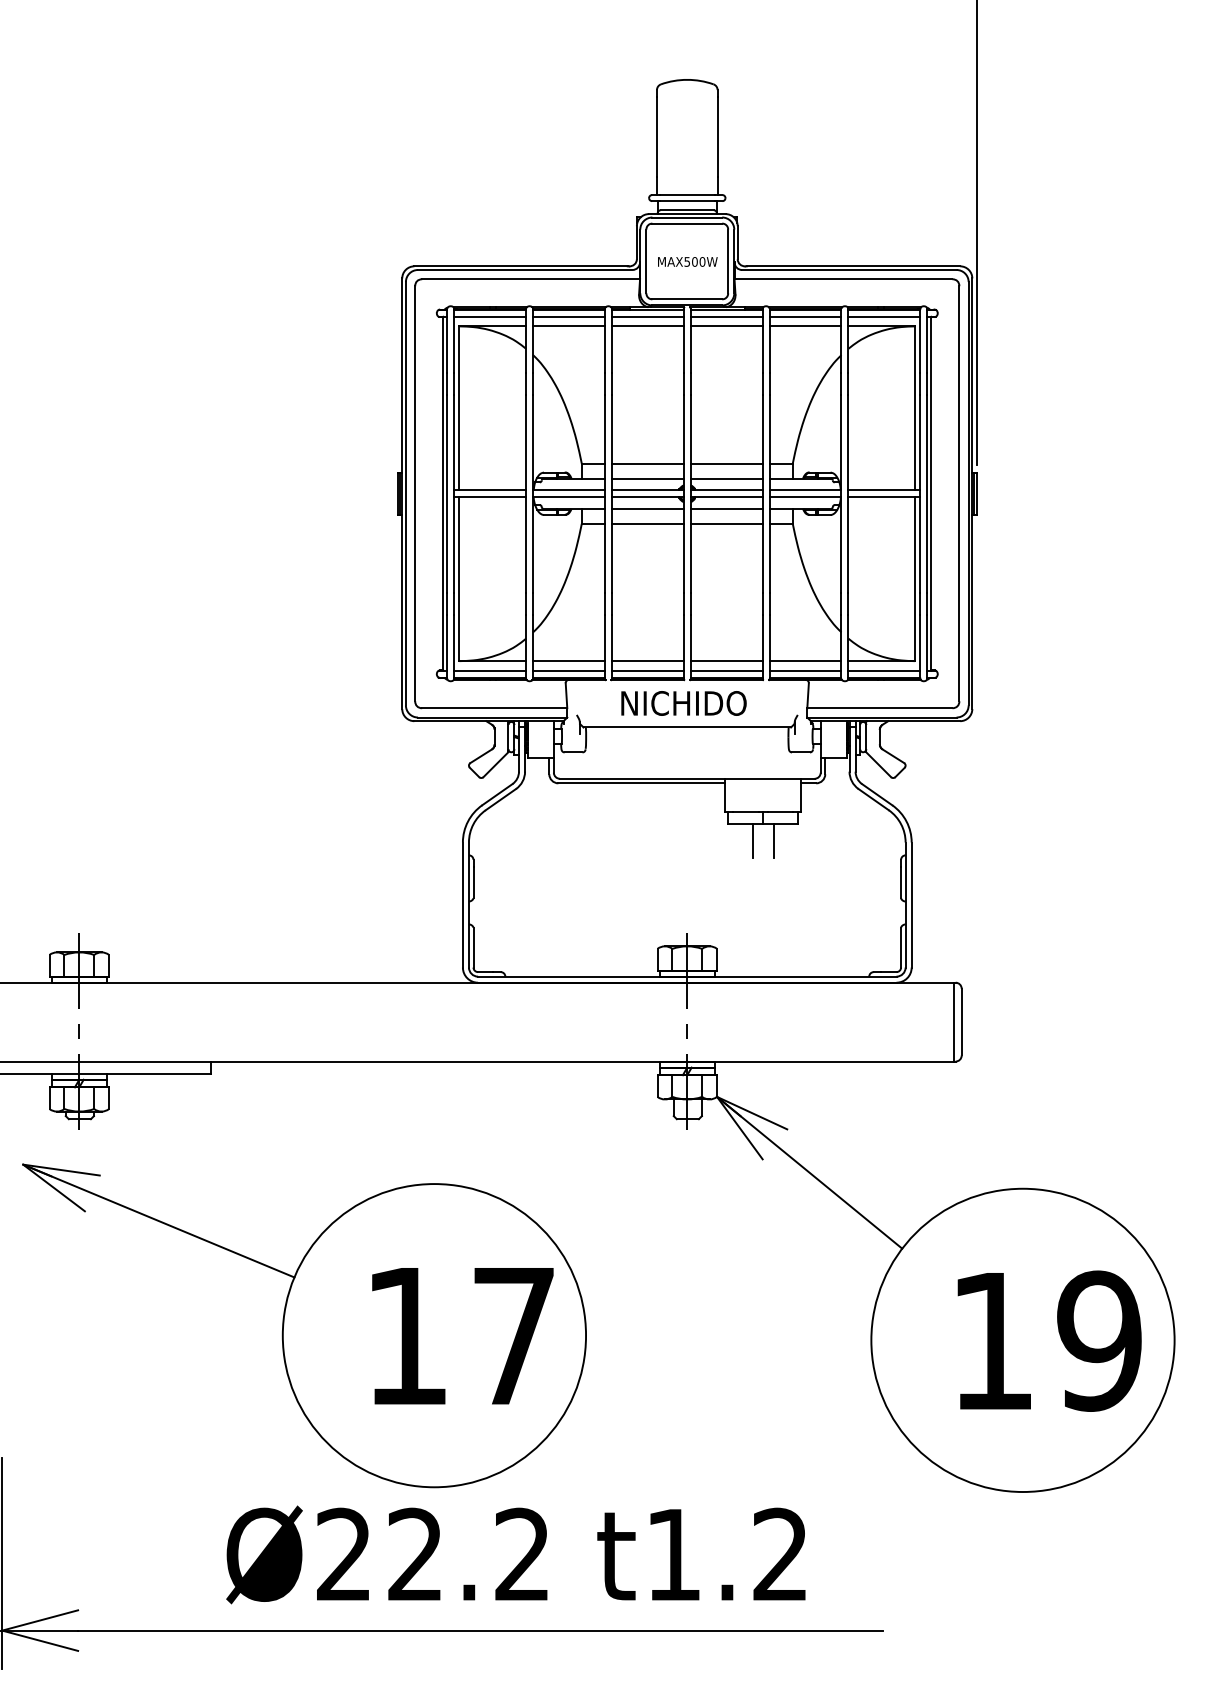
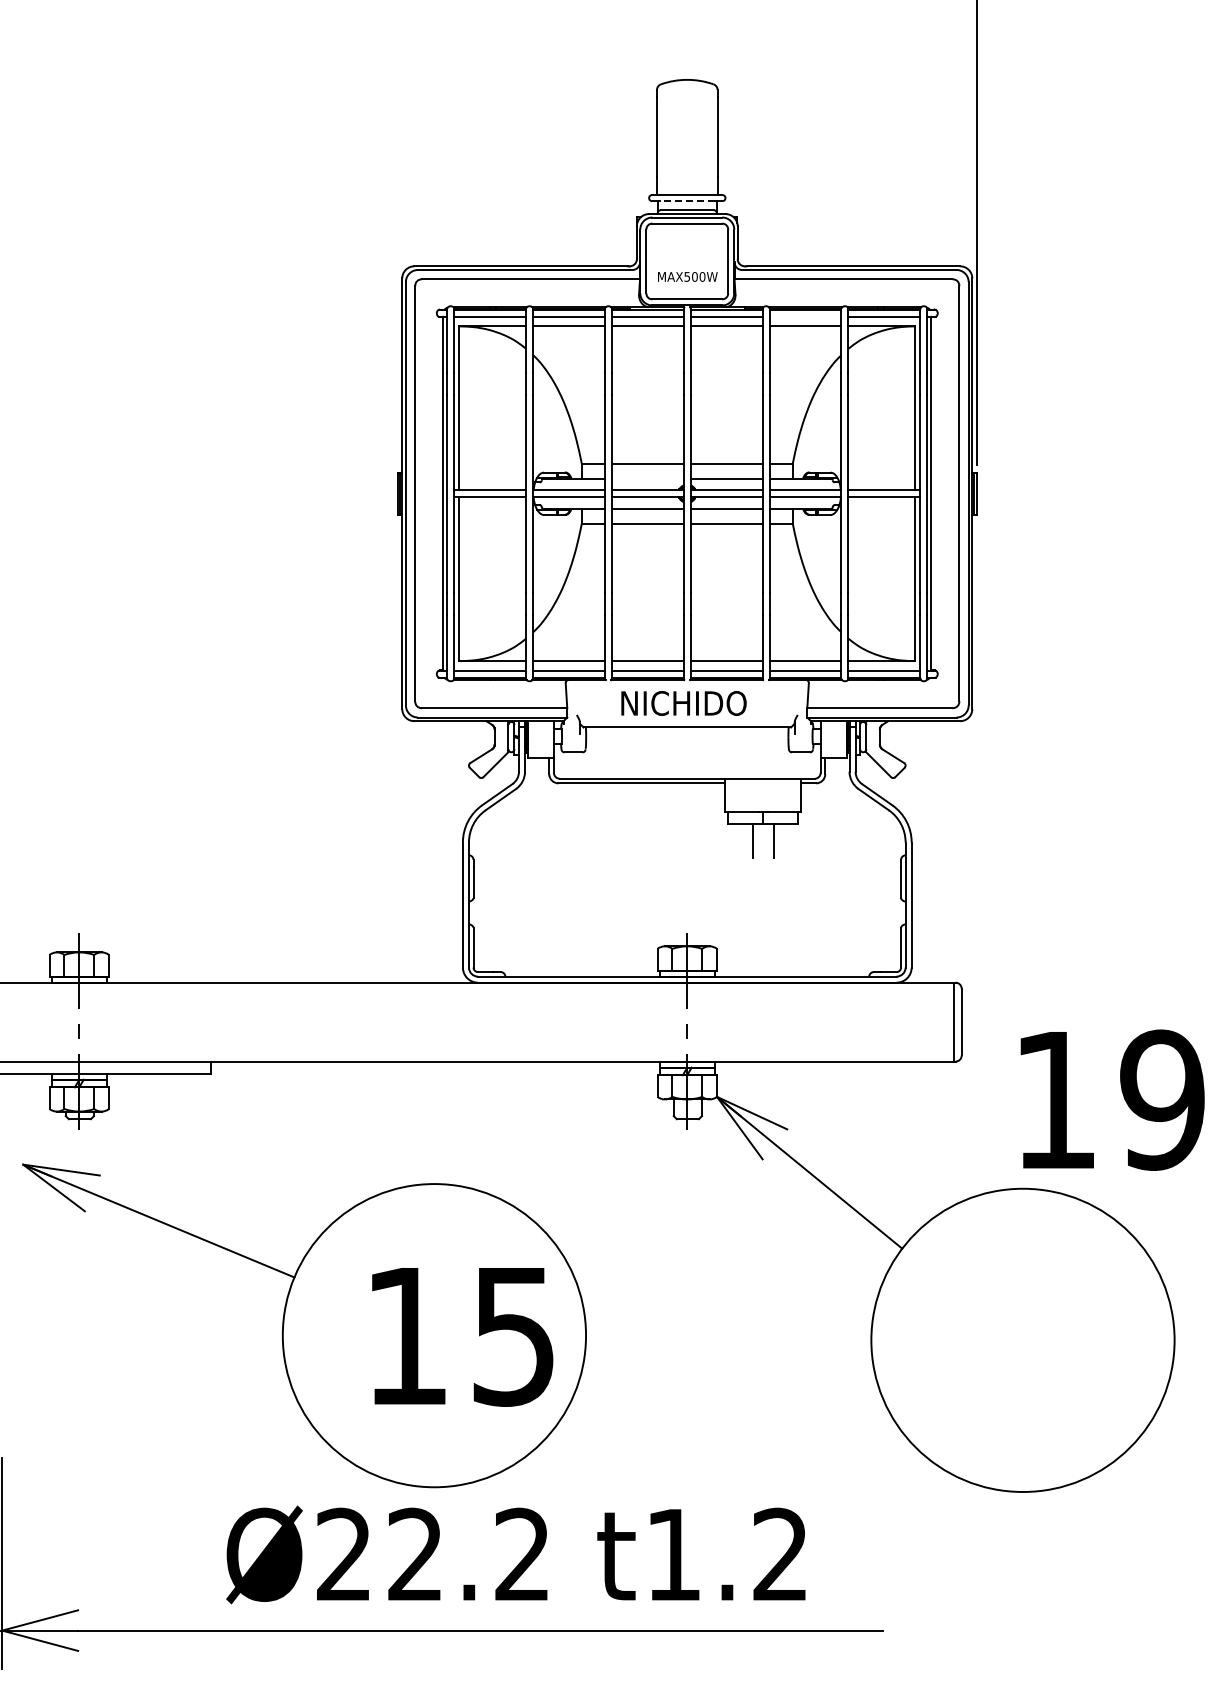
line: solid -> dashed (686, 201)
text position: (687, 261) -> (687, 276) (687, 276)
line: present -> none (805, 316)
line: present -> none (647, 478)
text: 17 -> 15 (513, 1337)
text position: (1049, 1340) -> (1112, 1099) (1112, 1099)
